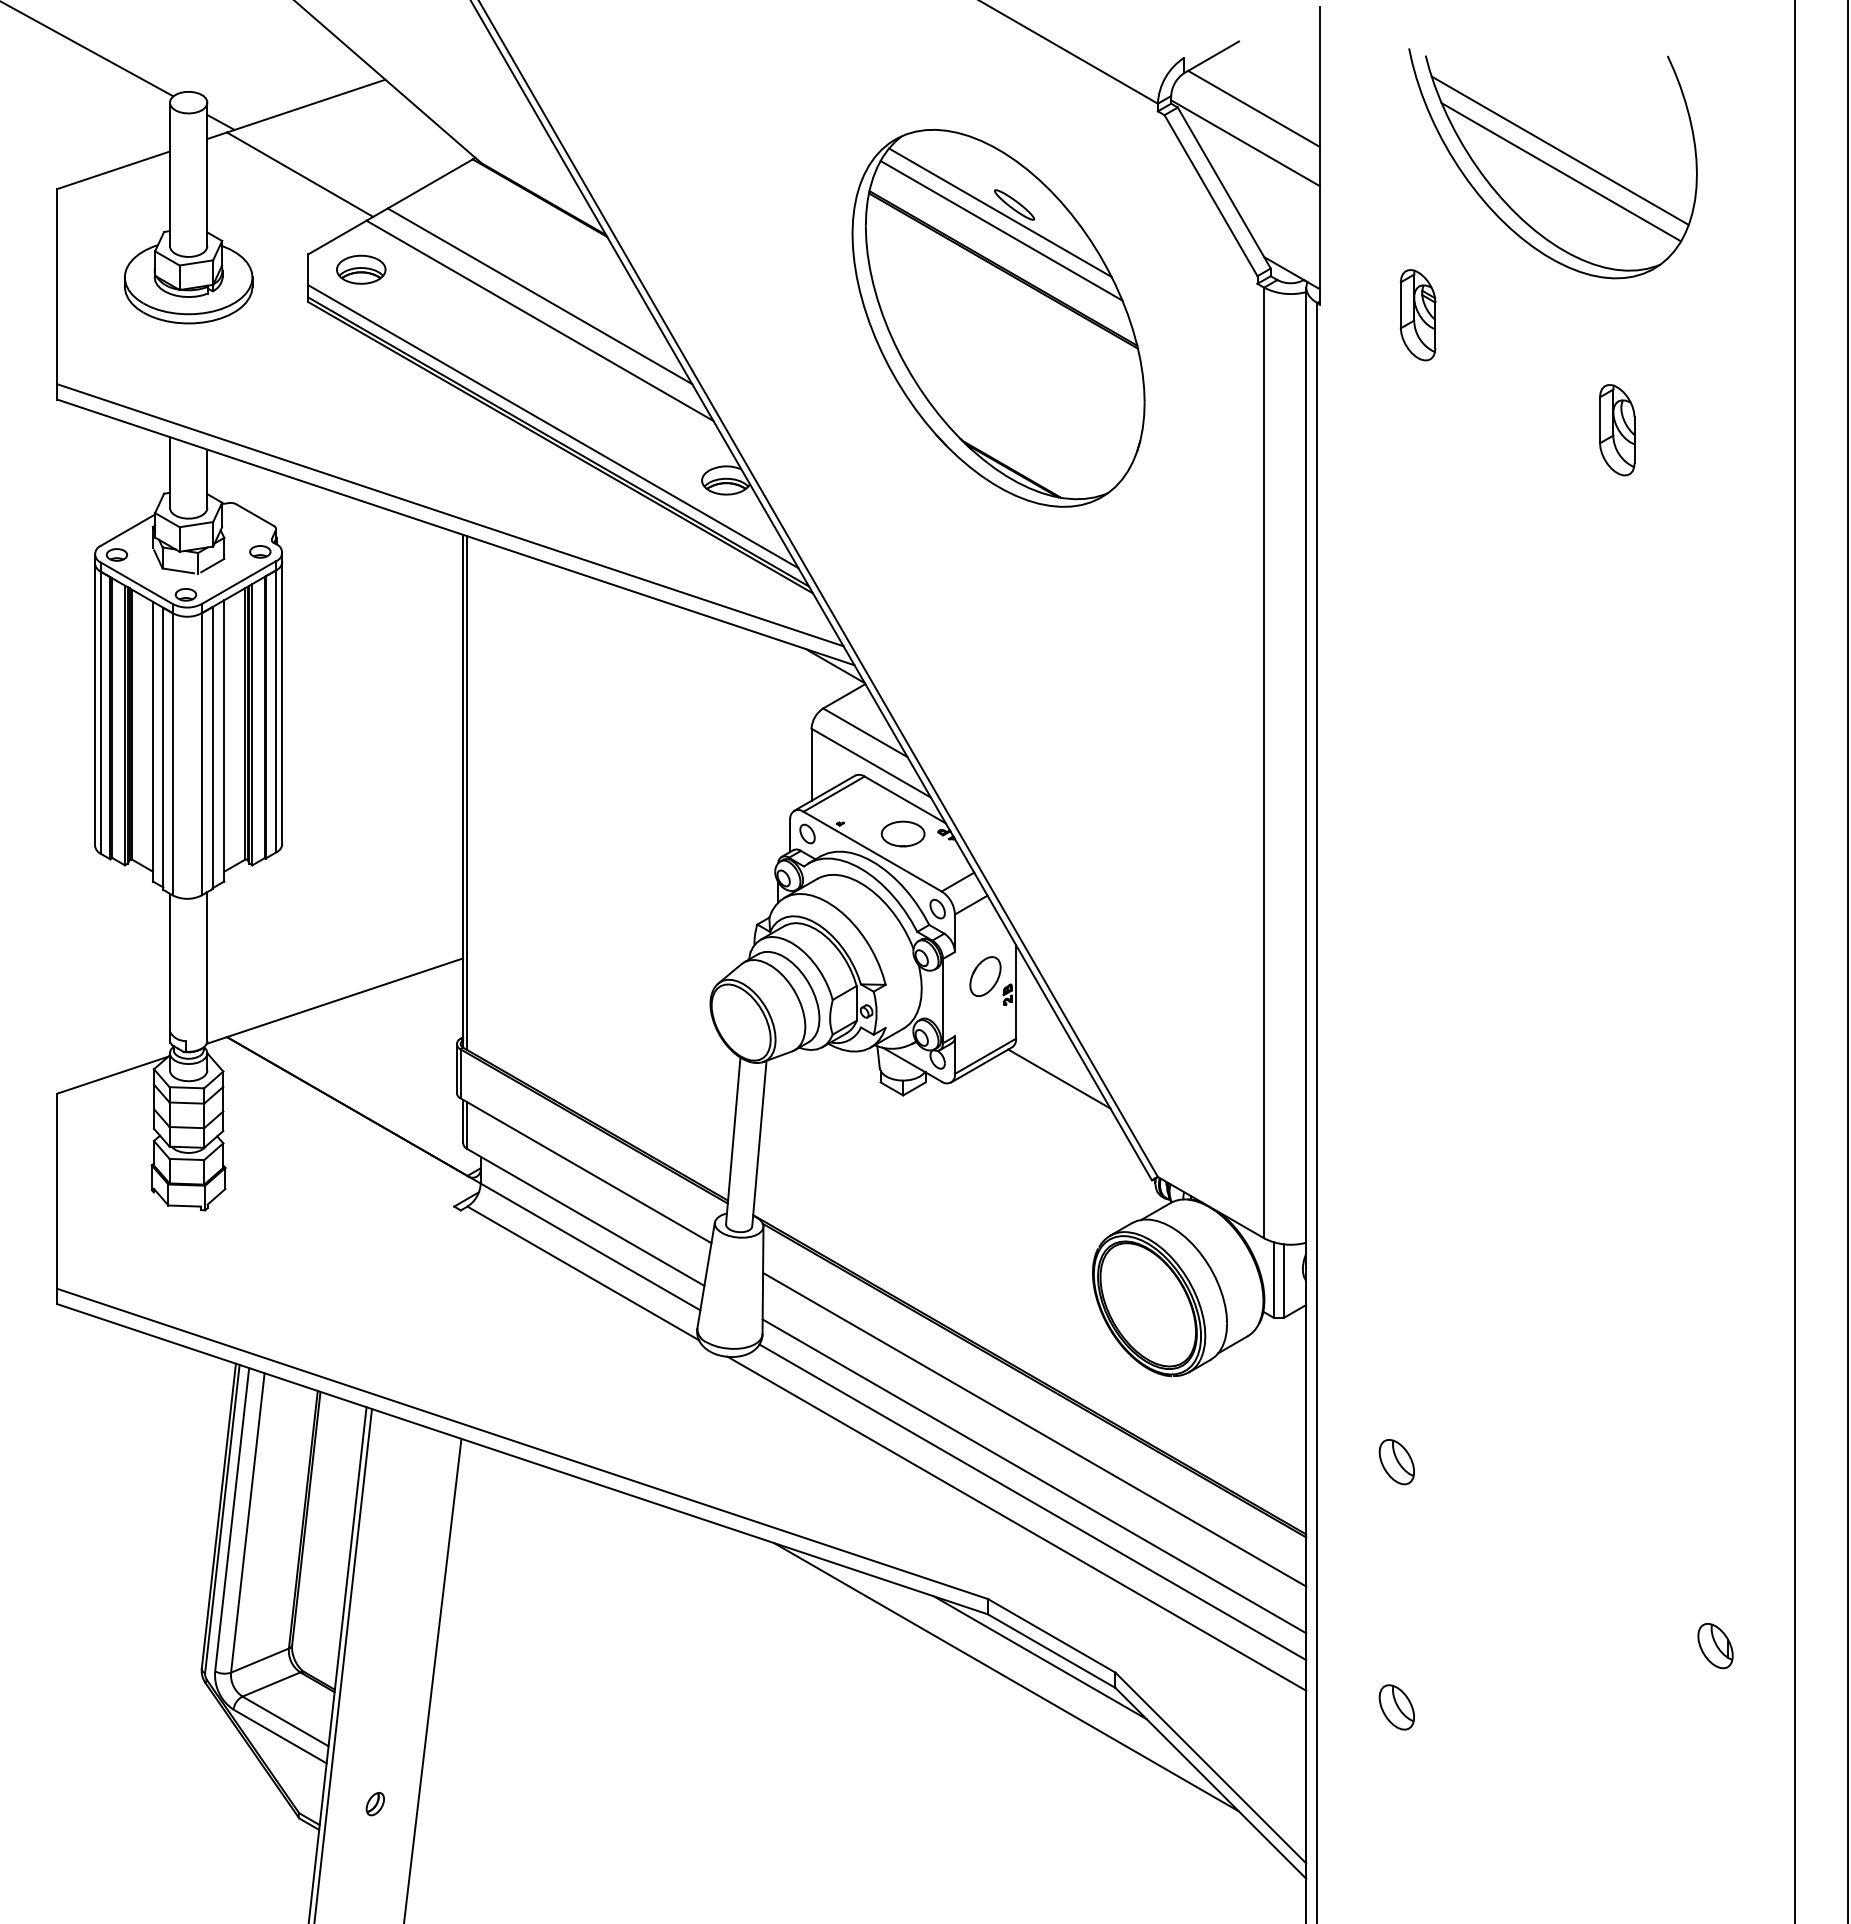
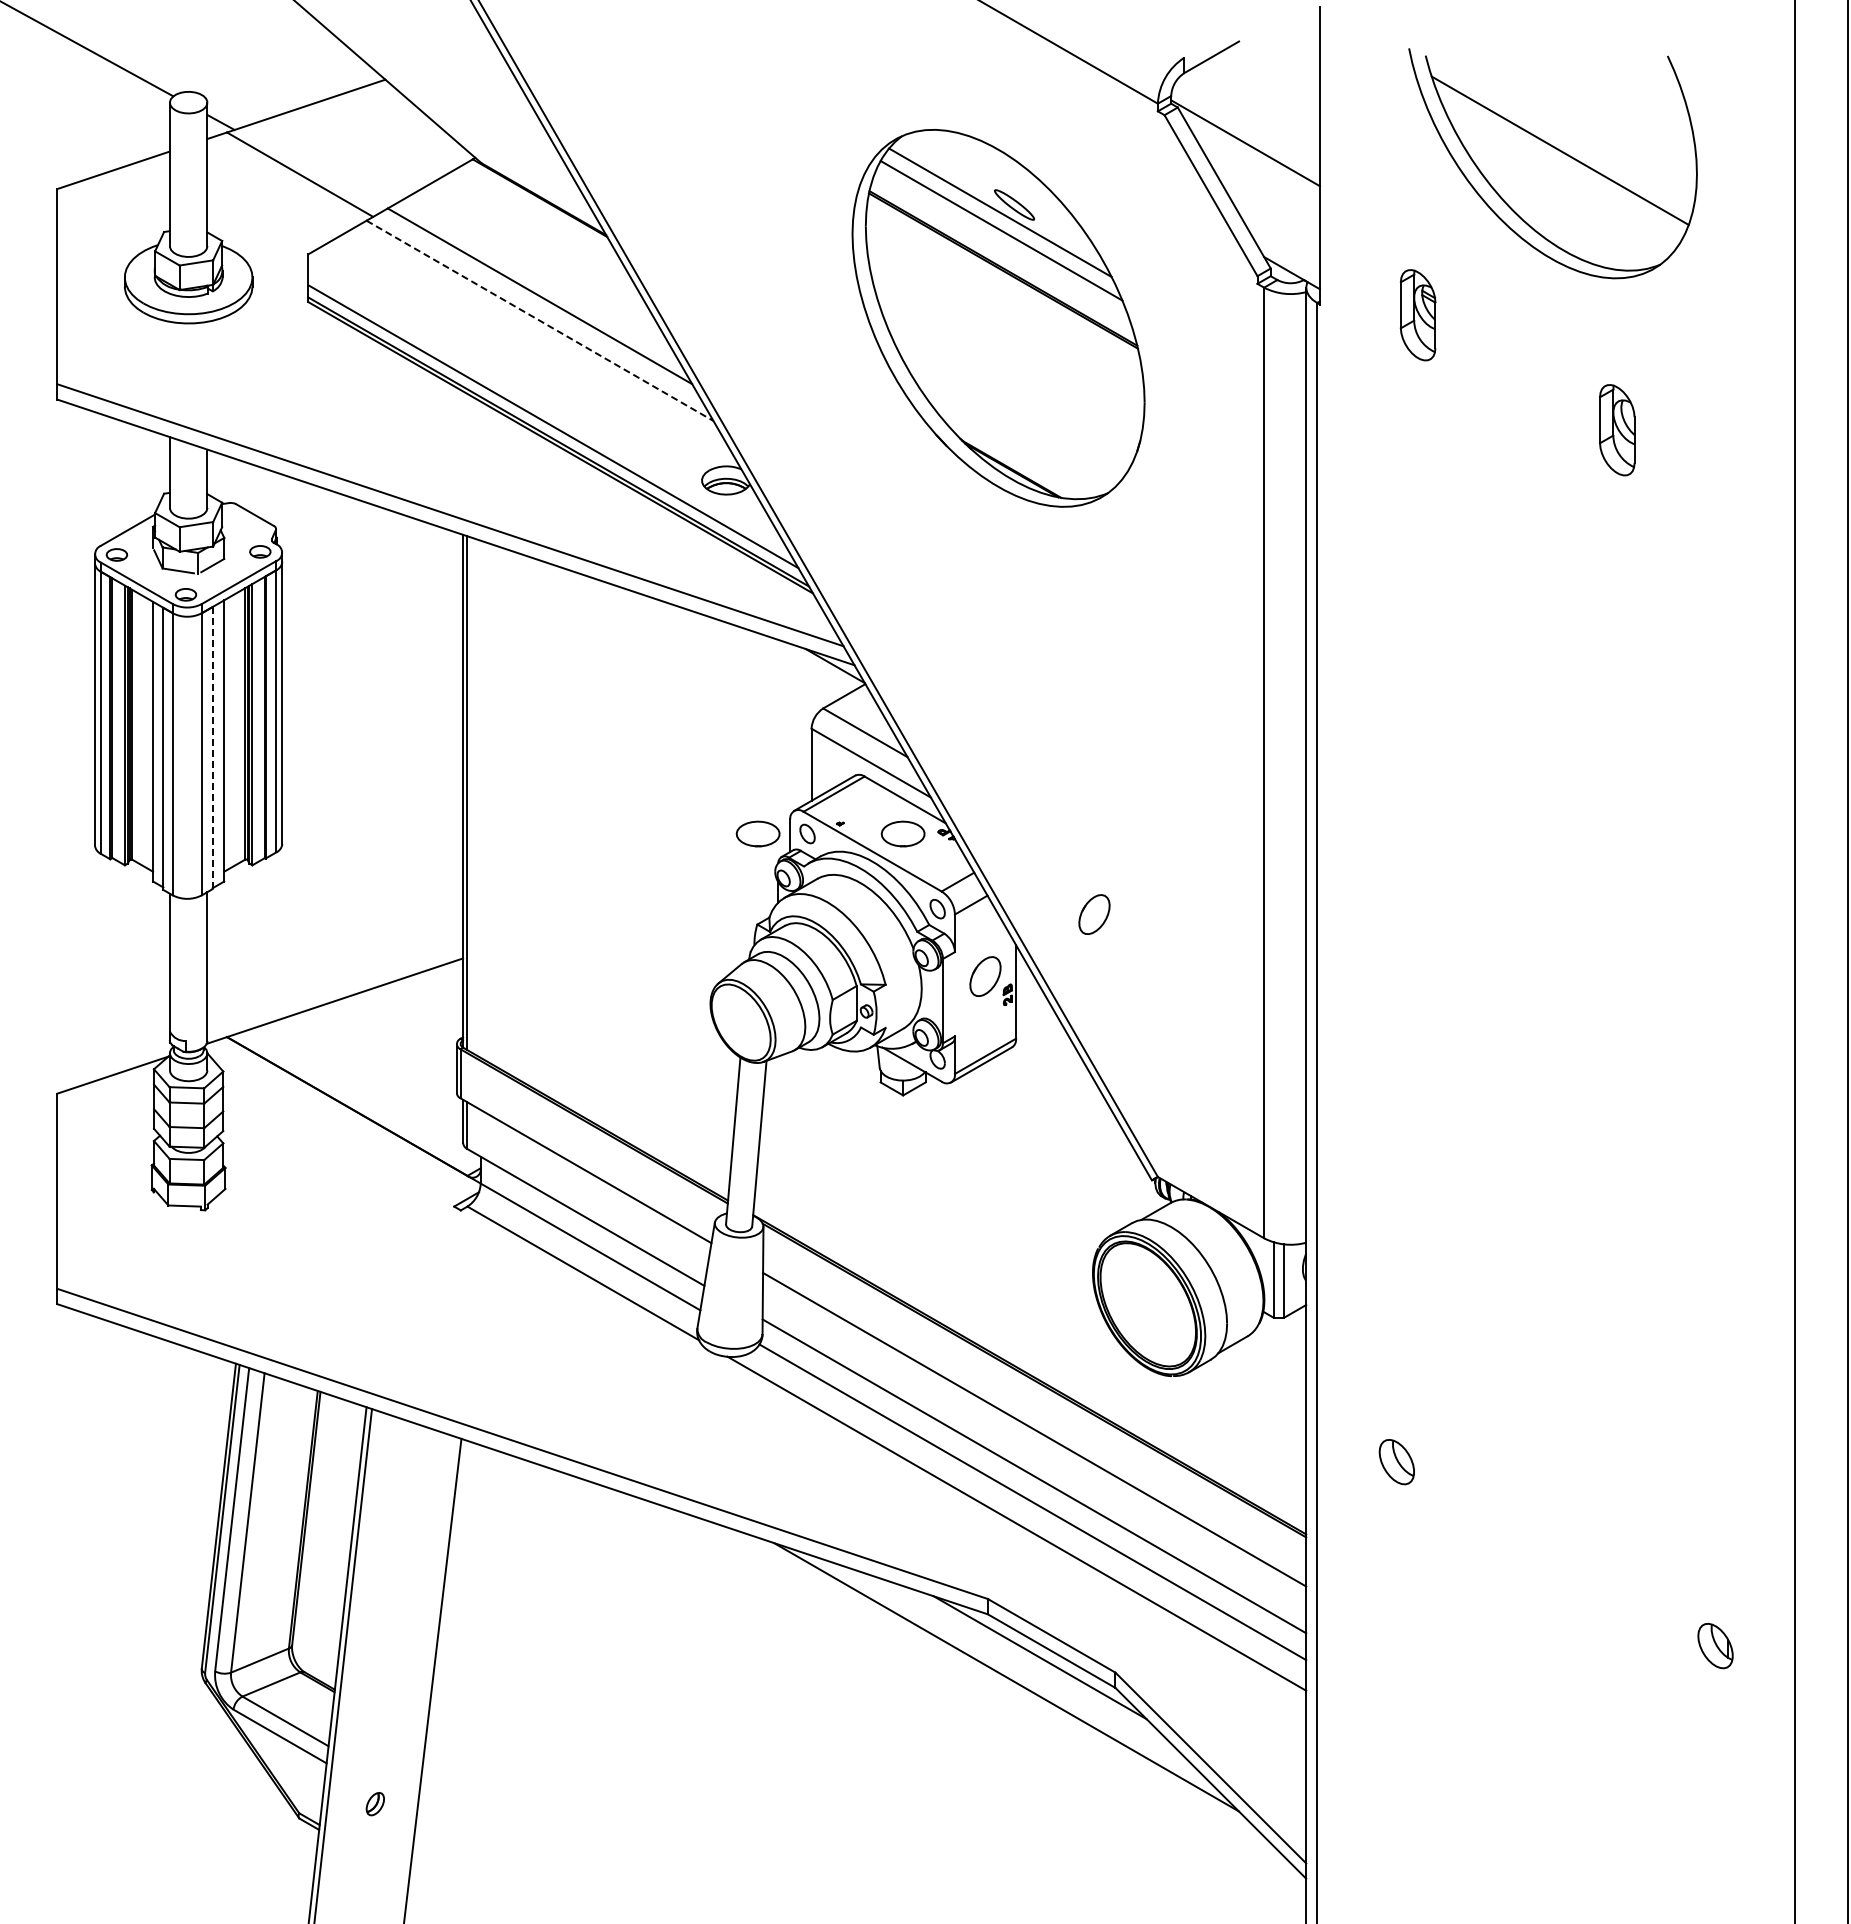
line: present -> none (1253, 108)
line: present -> none (1561, 172)
part: present -> none (361, 269)
line: solid -> dashed (540, 321)
line: solid -> dashed (212, 748)
part: none -> present (757, 833)
part: none -> present (1094, 914)
line: present -> none (1059, 1078)
part: present -> none (1396, 1707)
